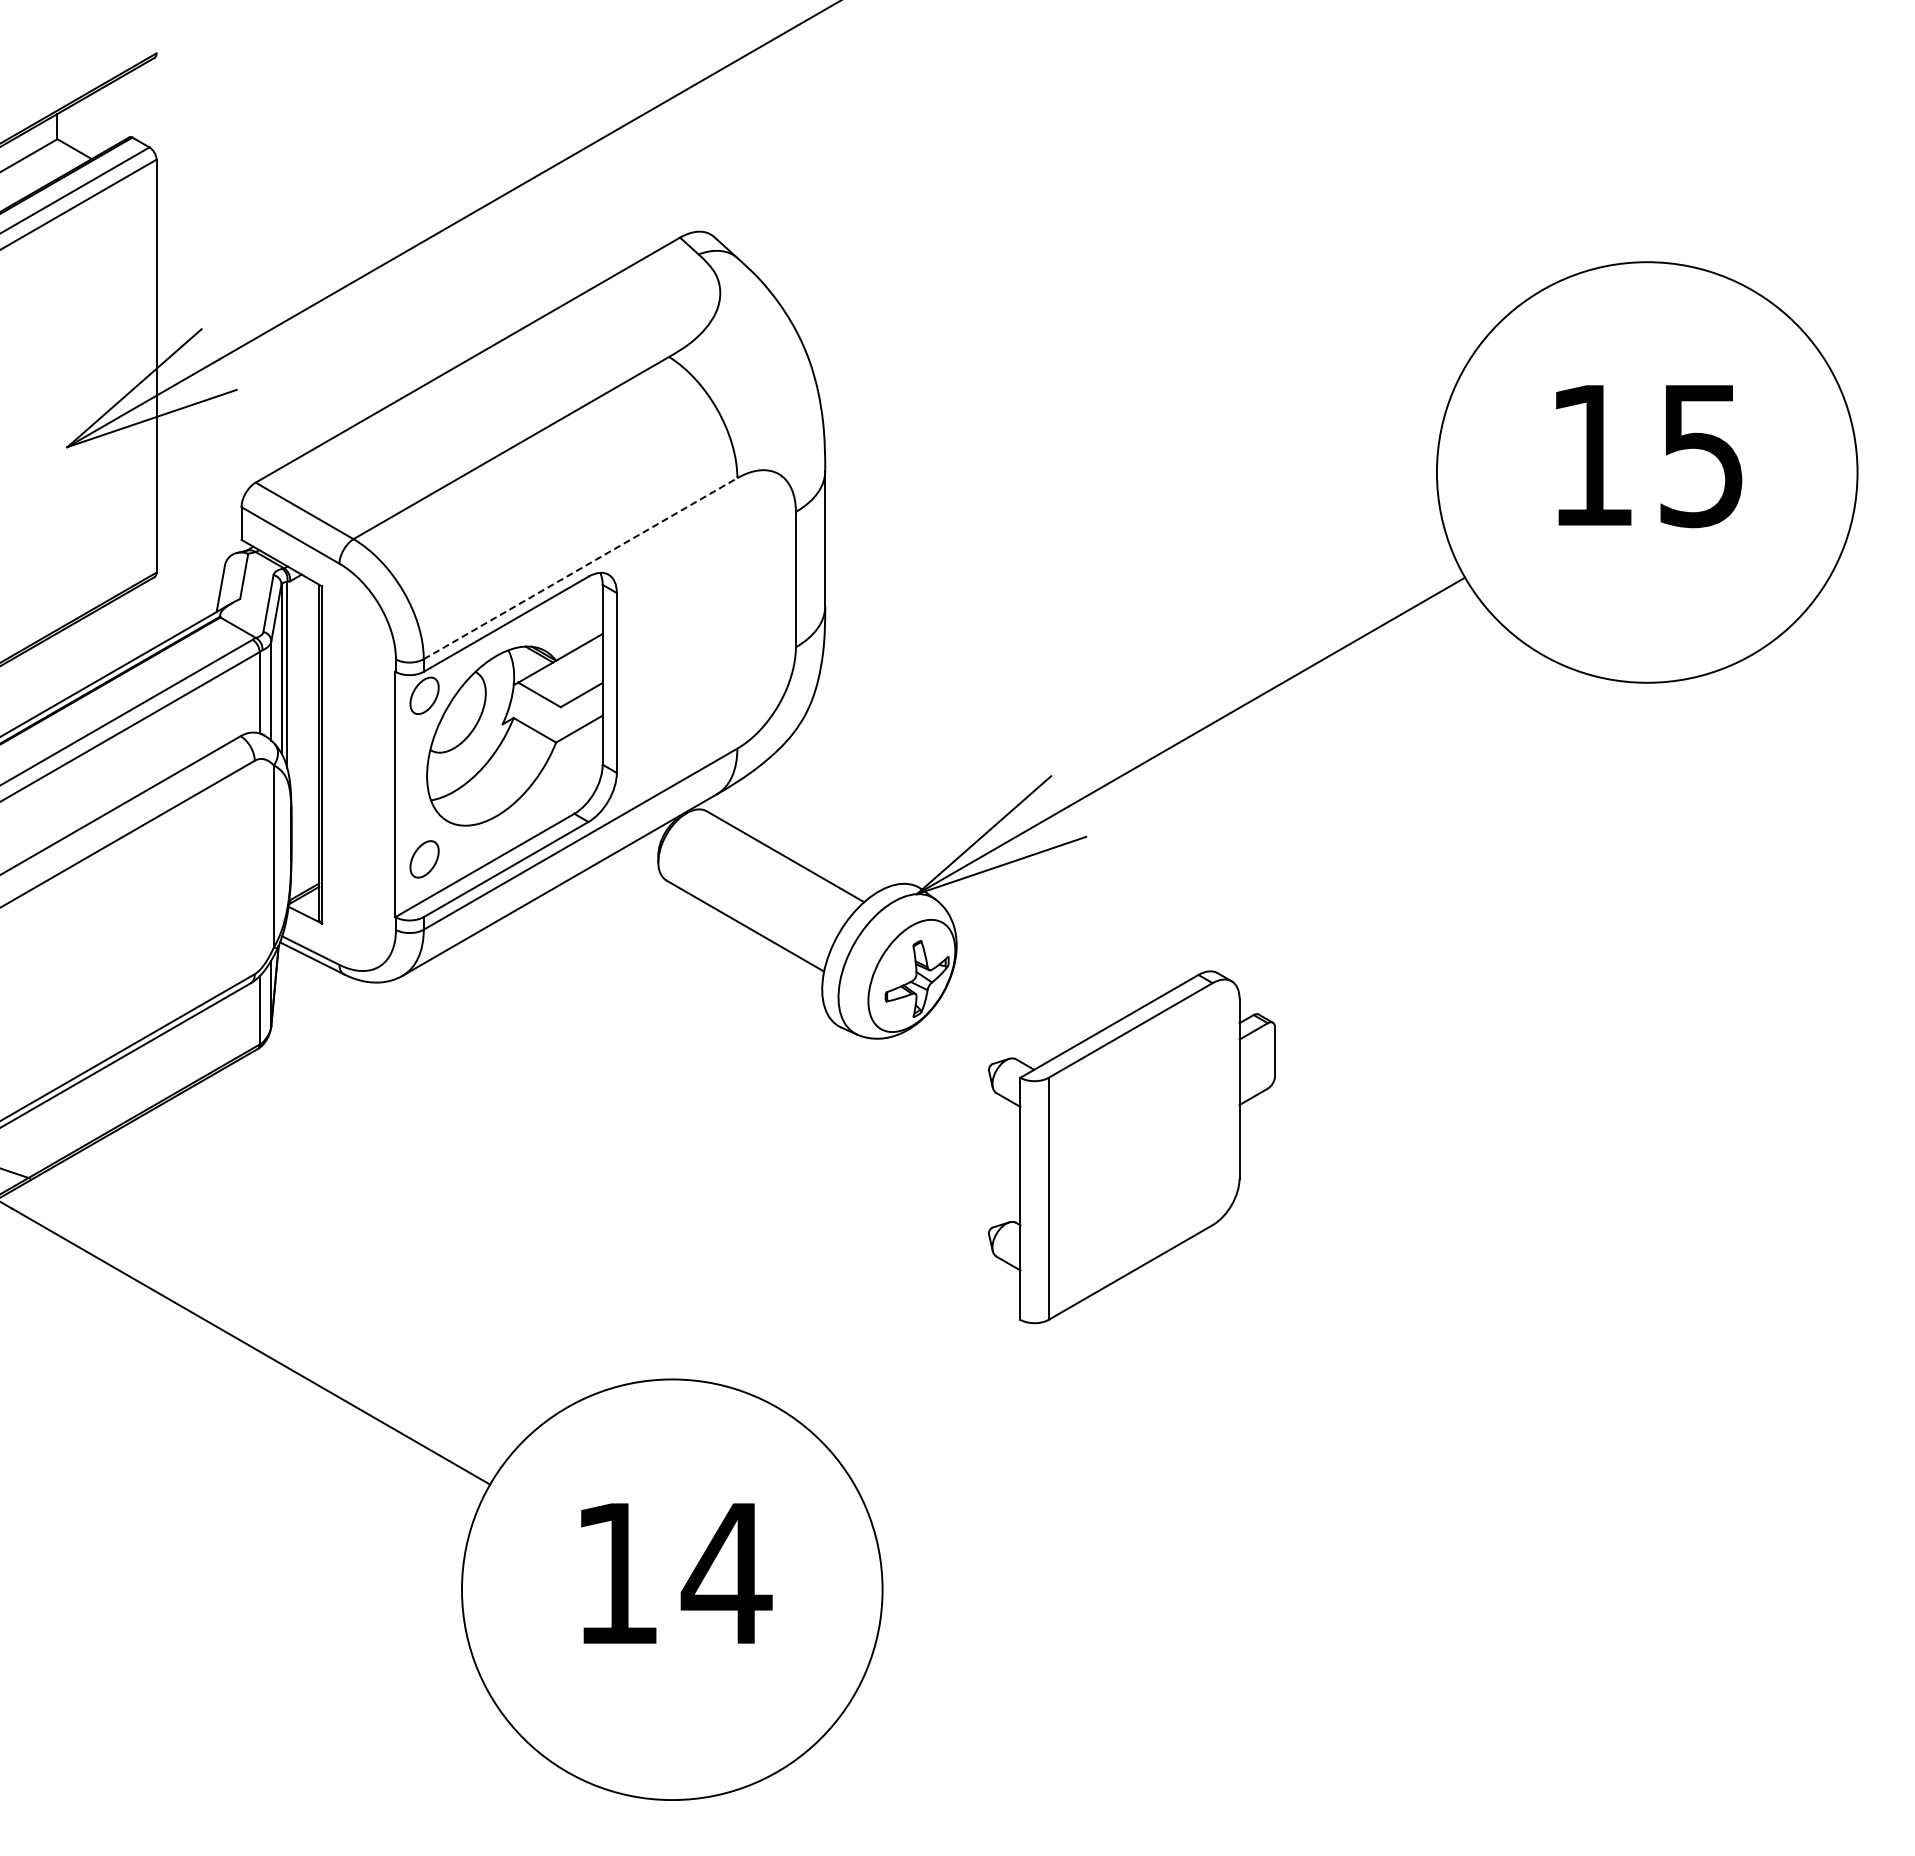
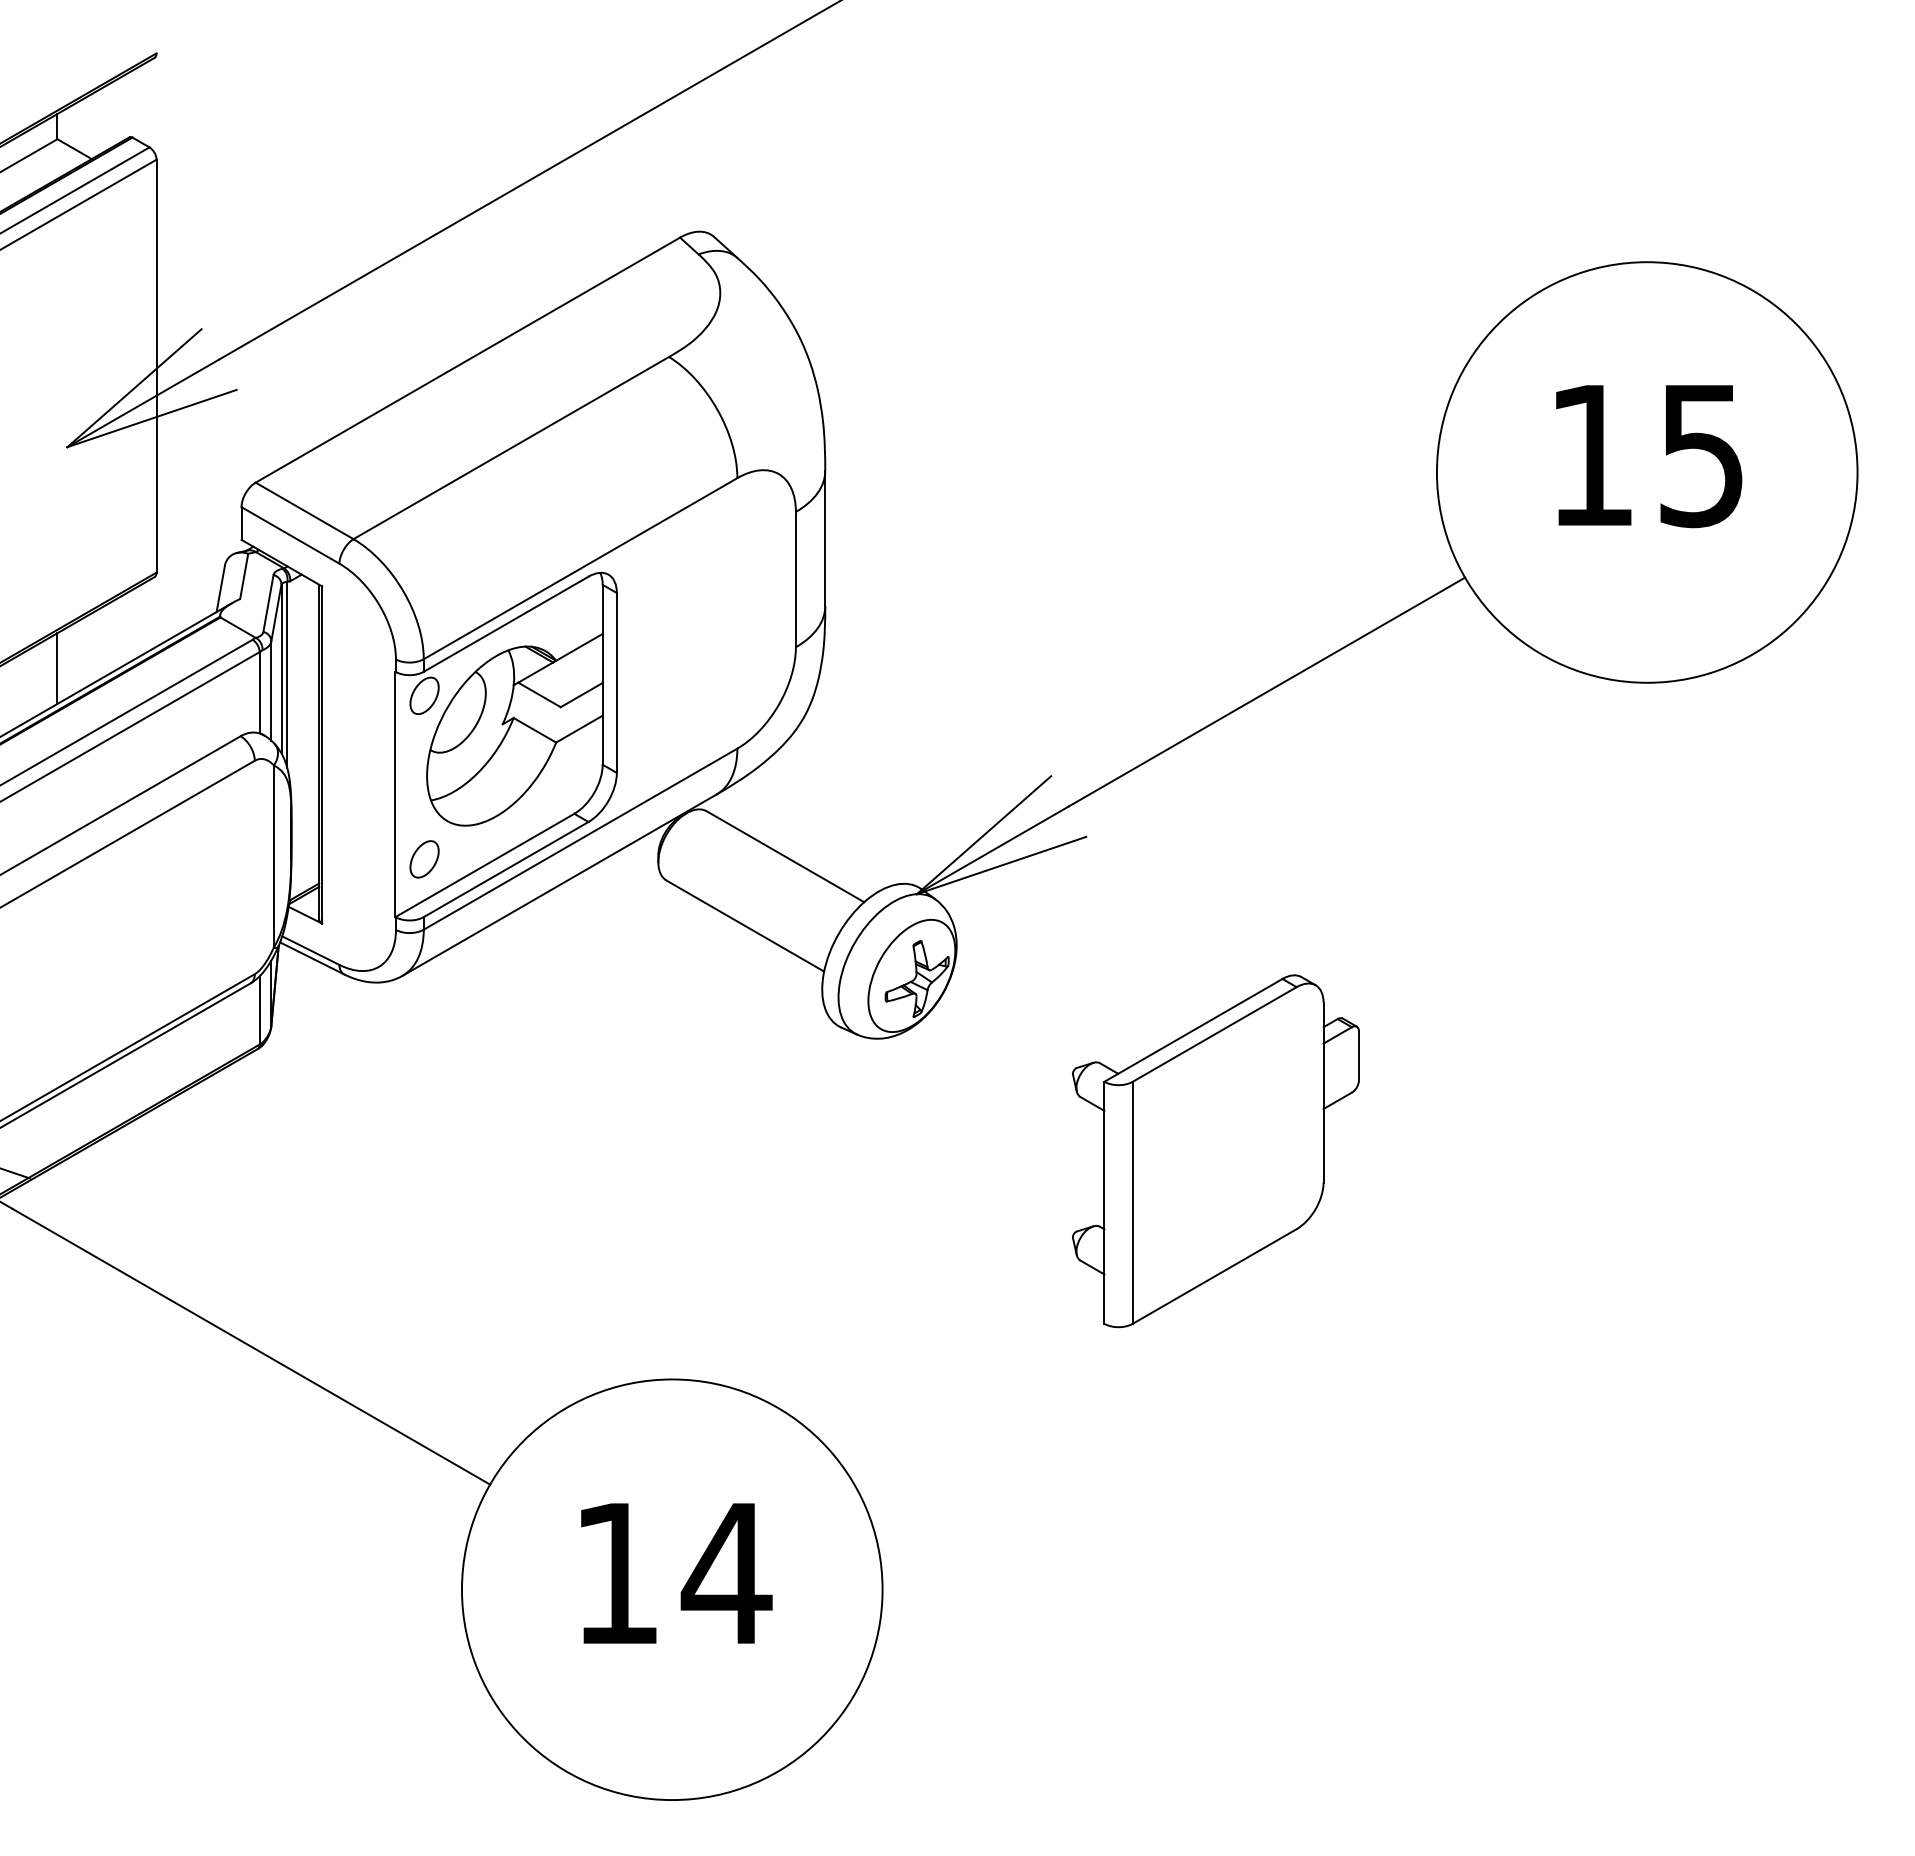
line: dashed -> solid (581, 568)
line: none -> present (57, 668)
part position: (1131, 1147) -> (1215, 1151) (1215, 1151)
